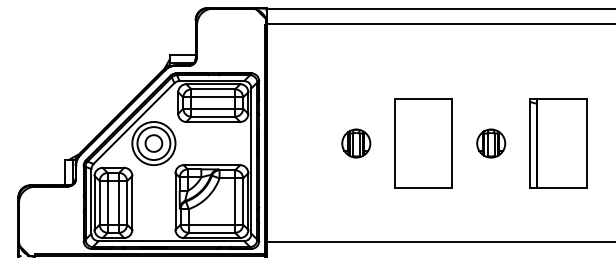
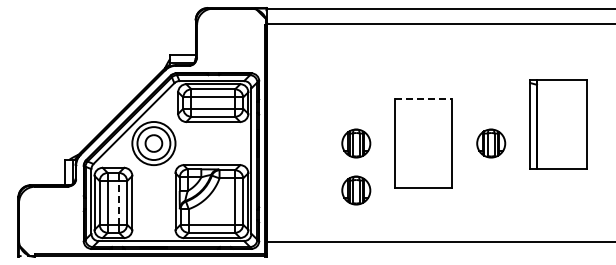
line: solid -> dashed (424, 99)
part position: (558, 143) -> (558, 124) (558, 124)
part: none -> present (356, 190)
line: solid -> dashed (119, 202)
